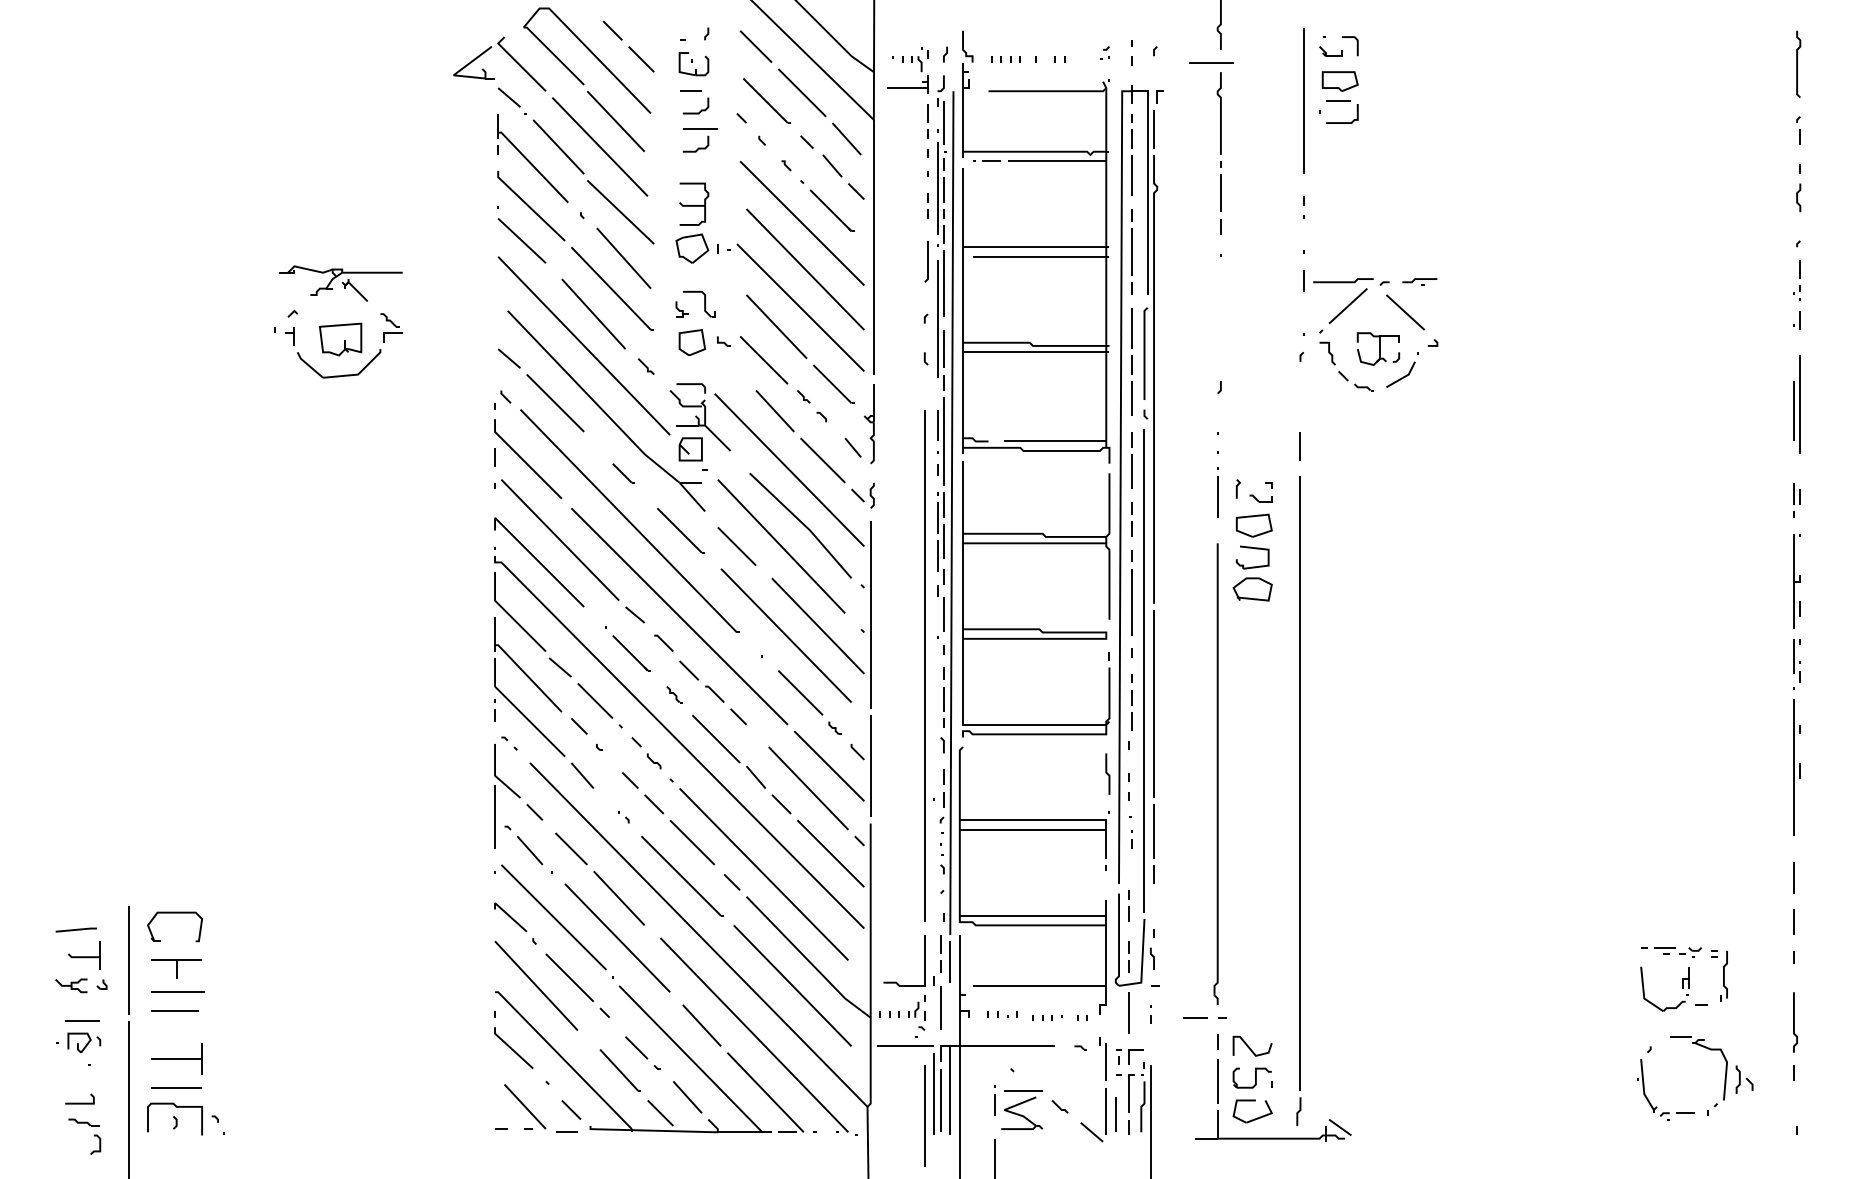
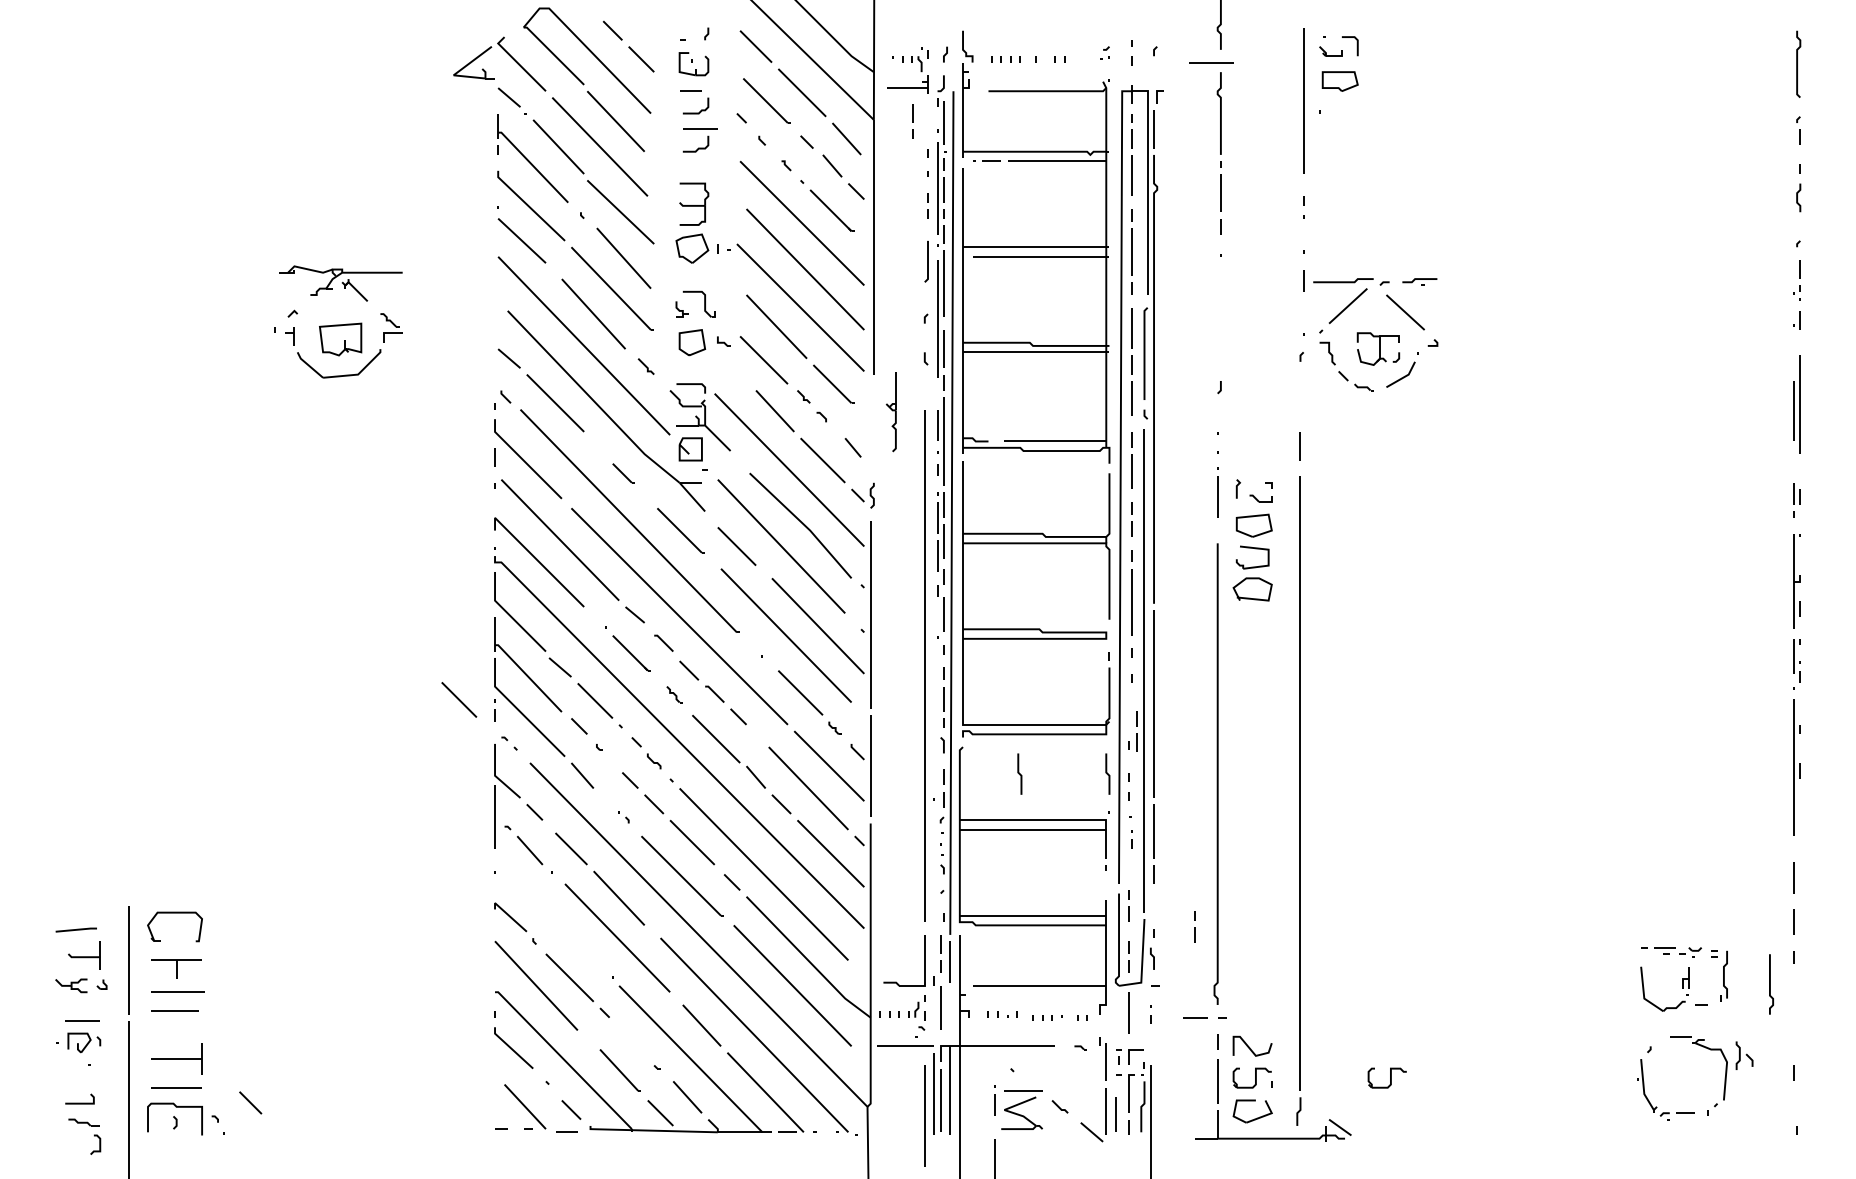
part: present -> none (1342, 101)
line position: (927, 121) -> (912, 121) (912, 121)
part position: (868, 424) -> (890, 412) (890, 412)
line: none -> present (459, 699)
line position: (1131, 712) -> (1136, 733) (1136, 733)
line: none -> present (1019, 773)
line: present -> none (553, 917)
line: none -> present (1194, 927)
curve position: (1794, 1022) -> (1770, 984) (1770, 984)
line position: (636, 1047) -> (250, 1102) (250, 1102)
part: none -> present (1386, 1077)
part position: (1744, 1079) -> (1744, 1055) (1744, 1055)
